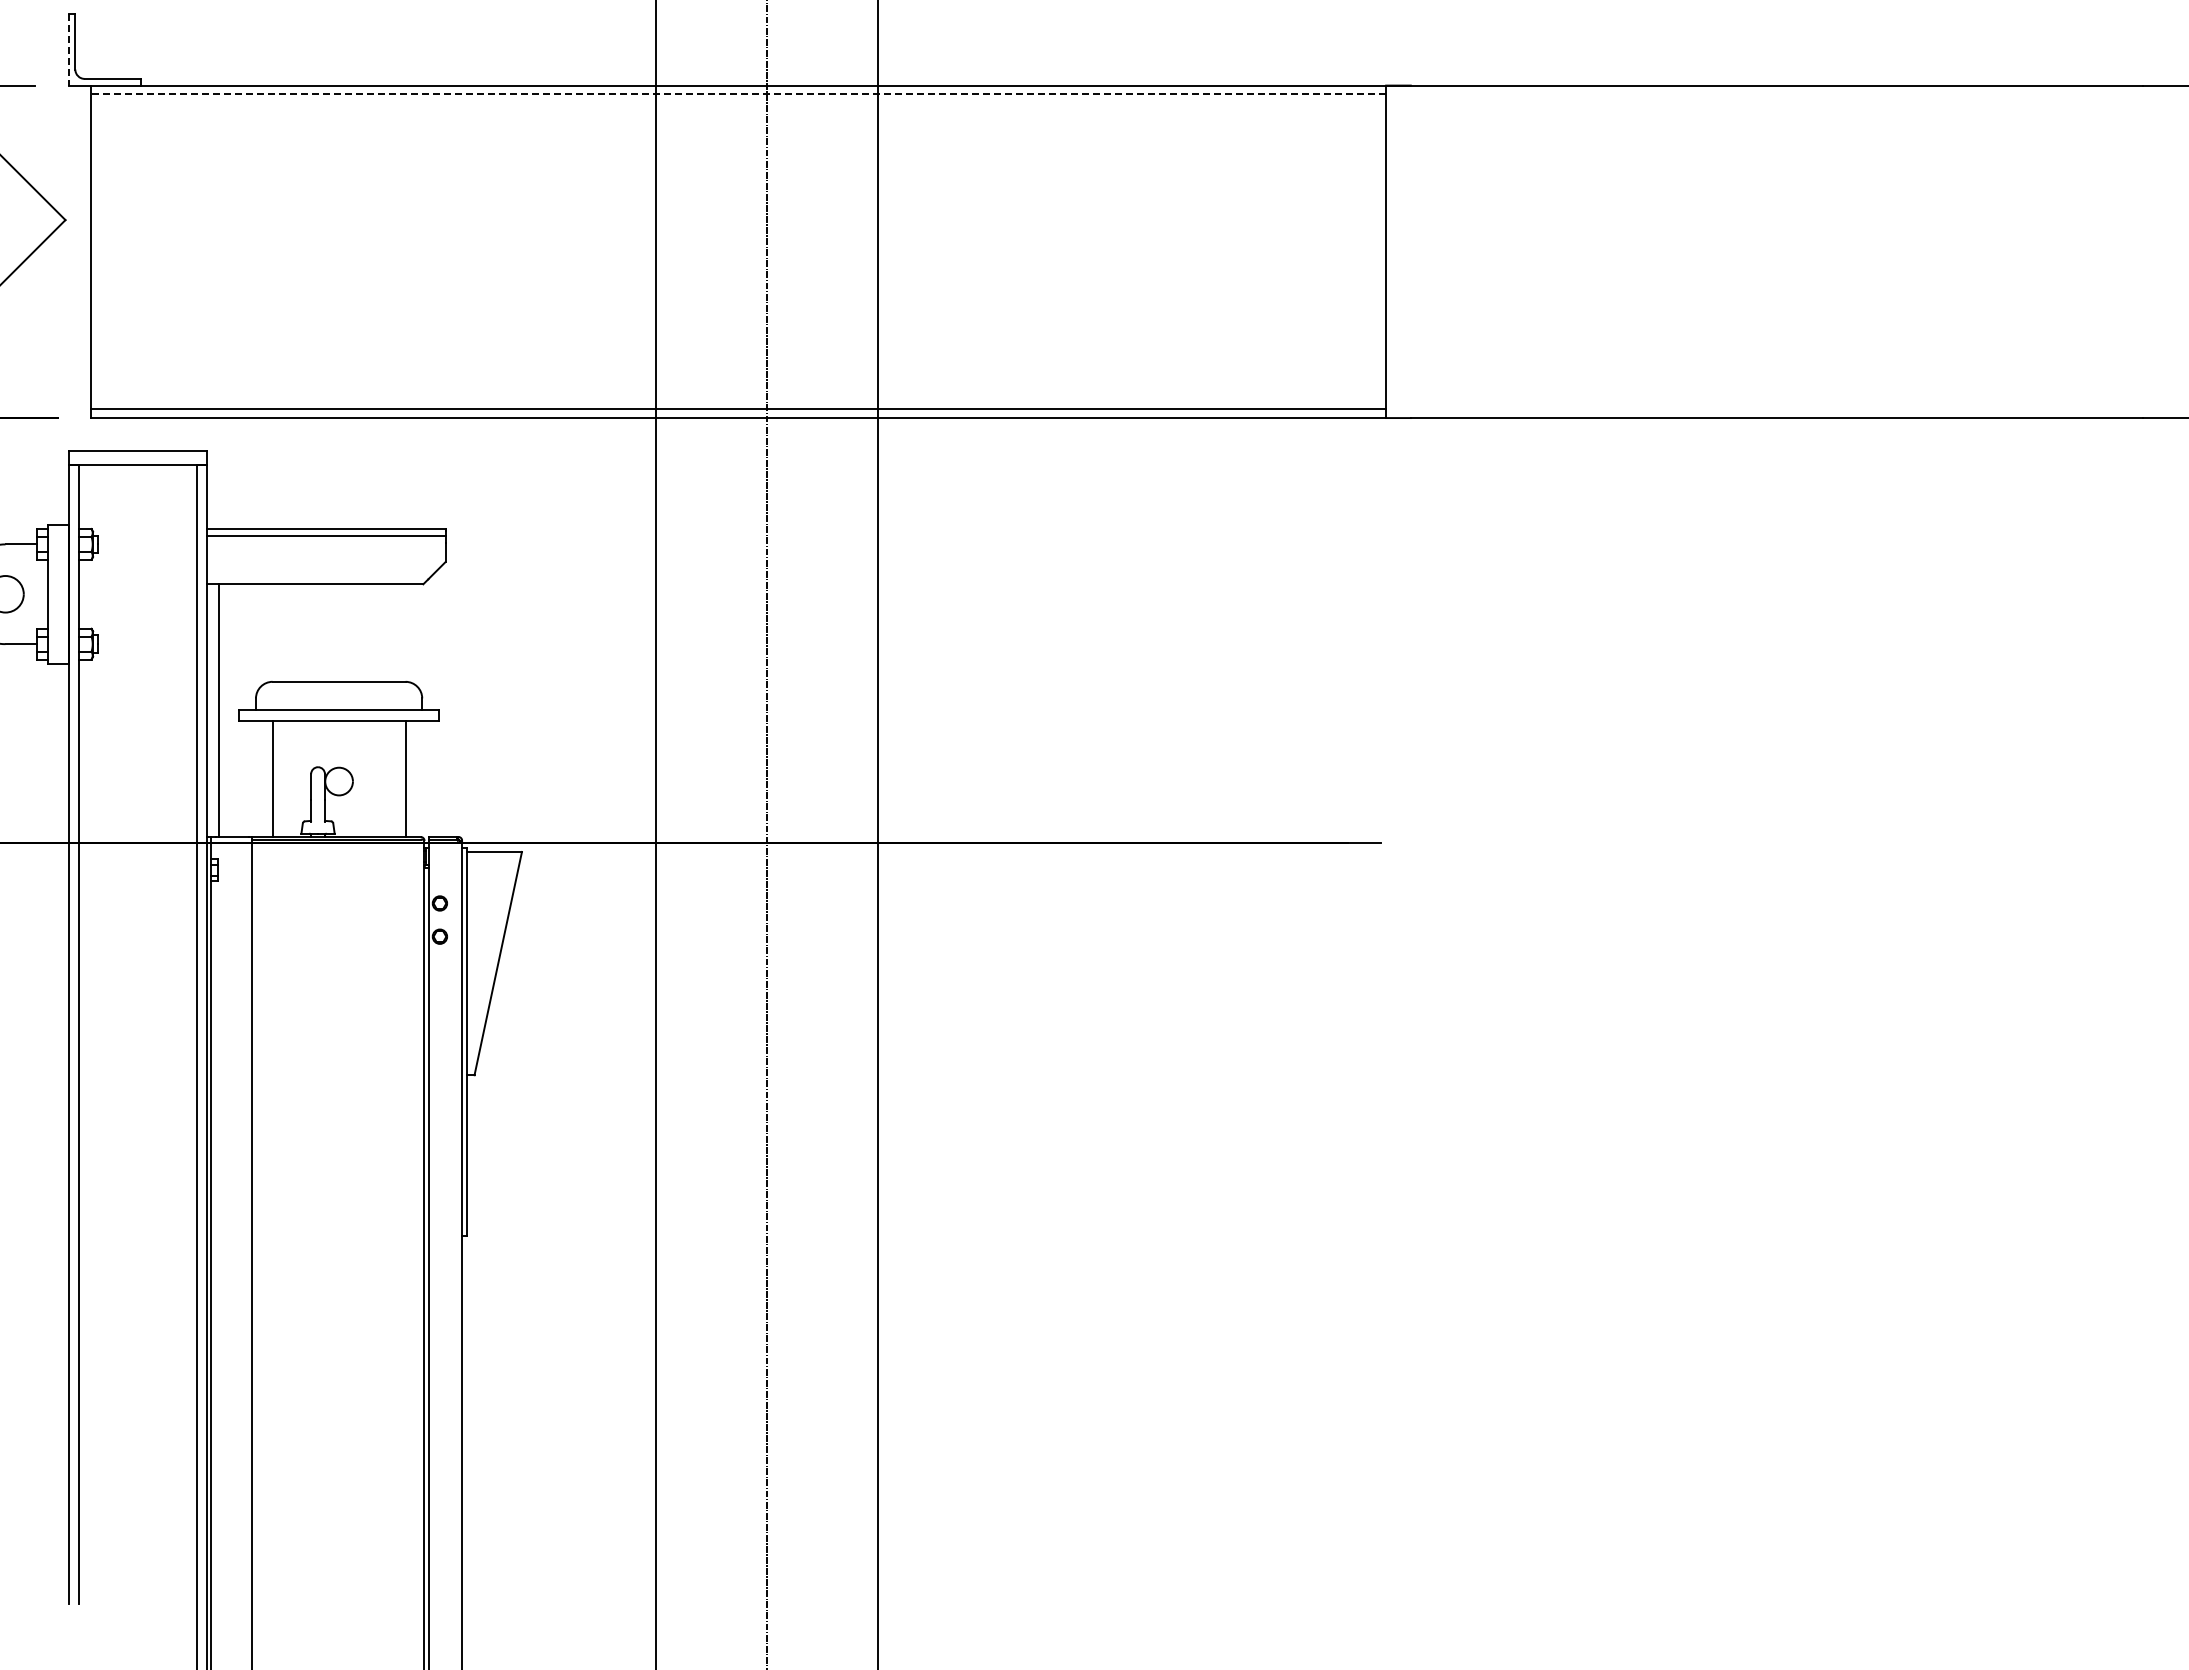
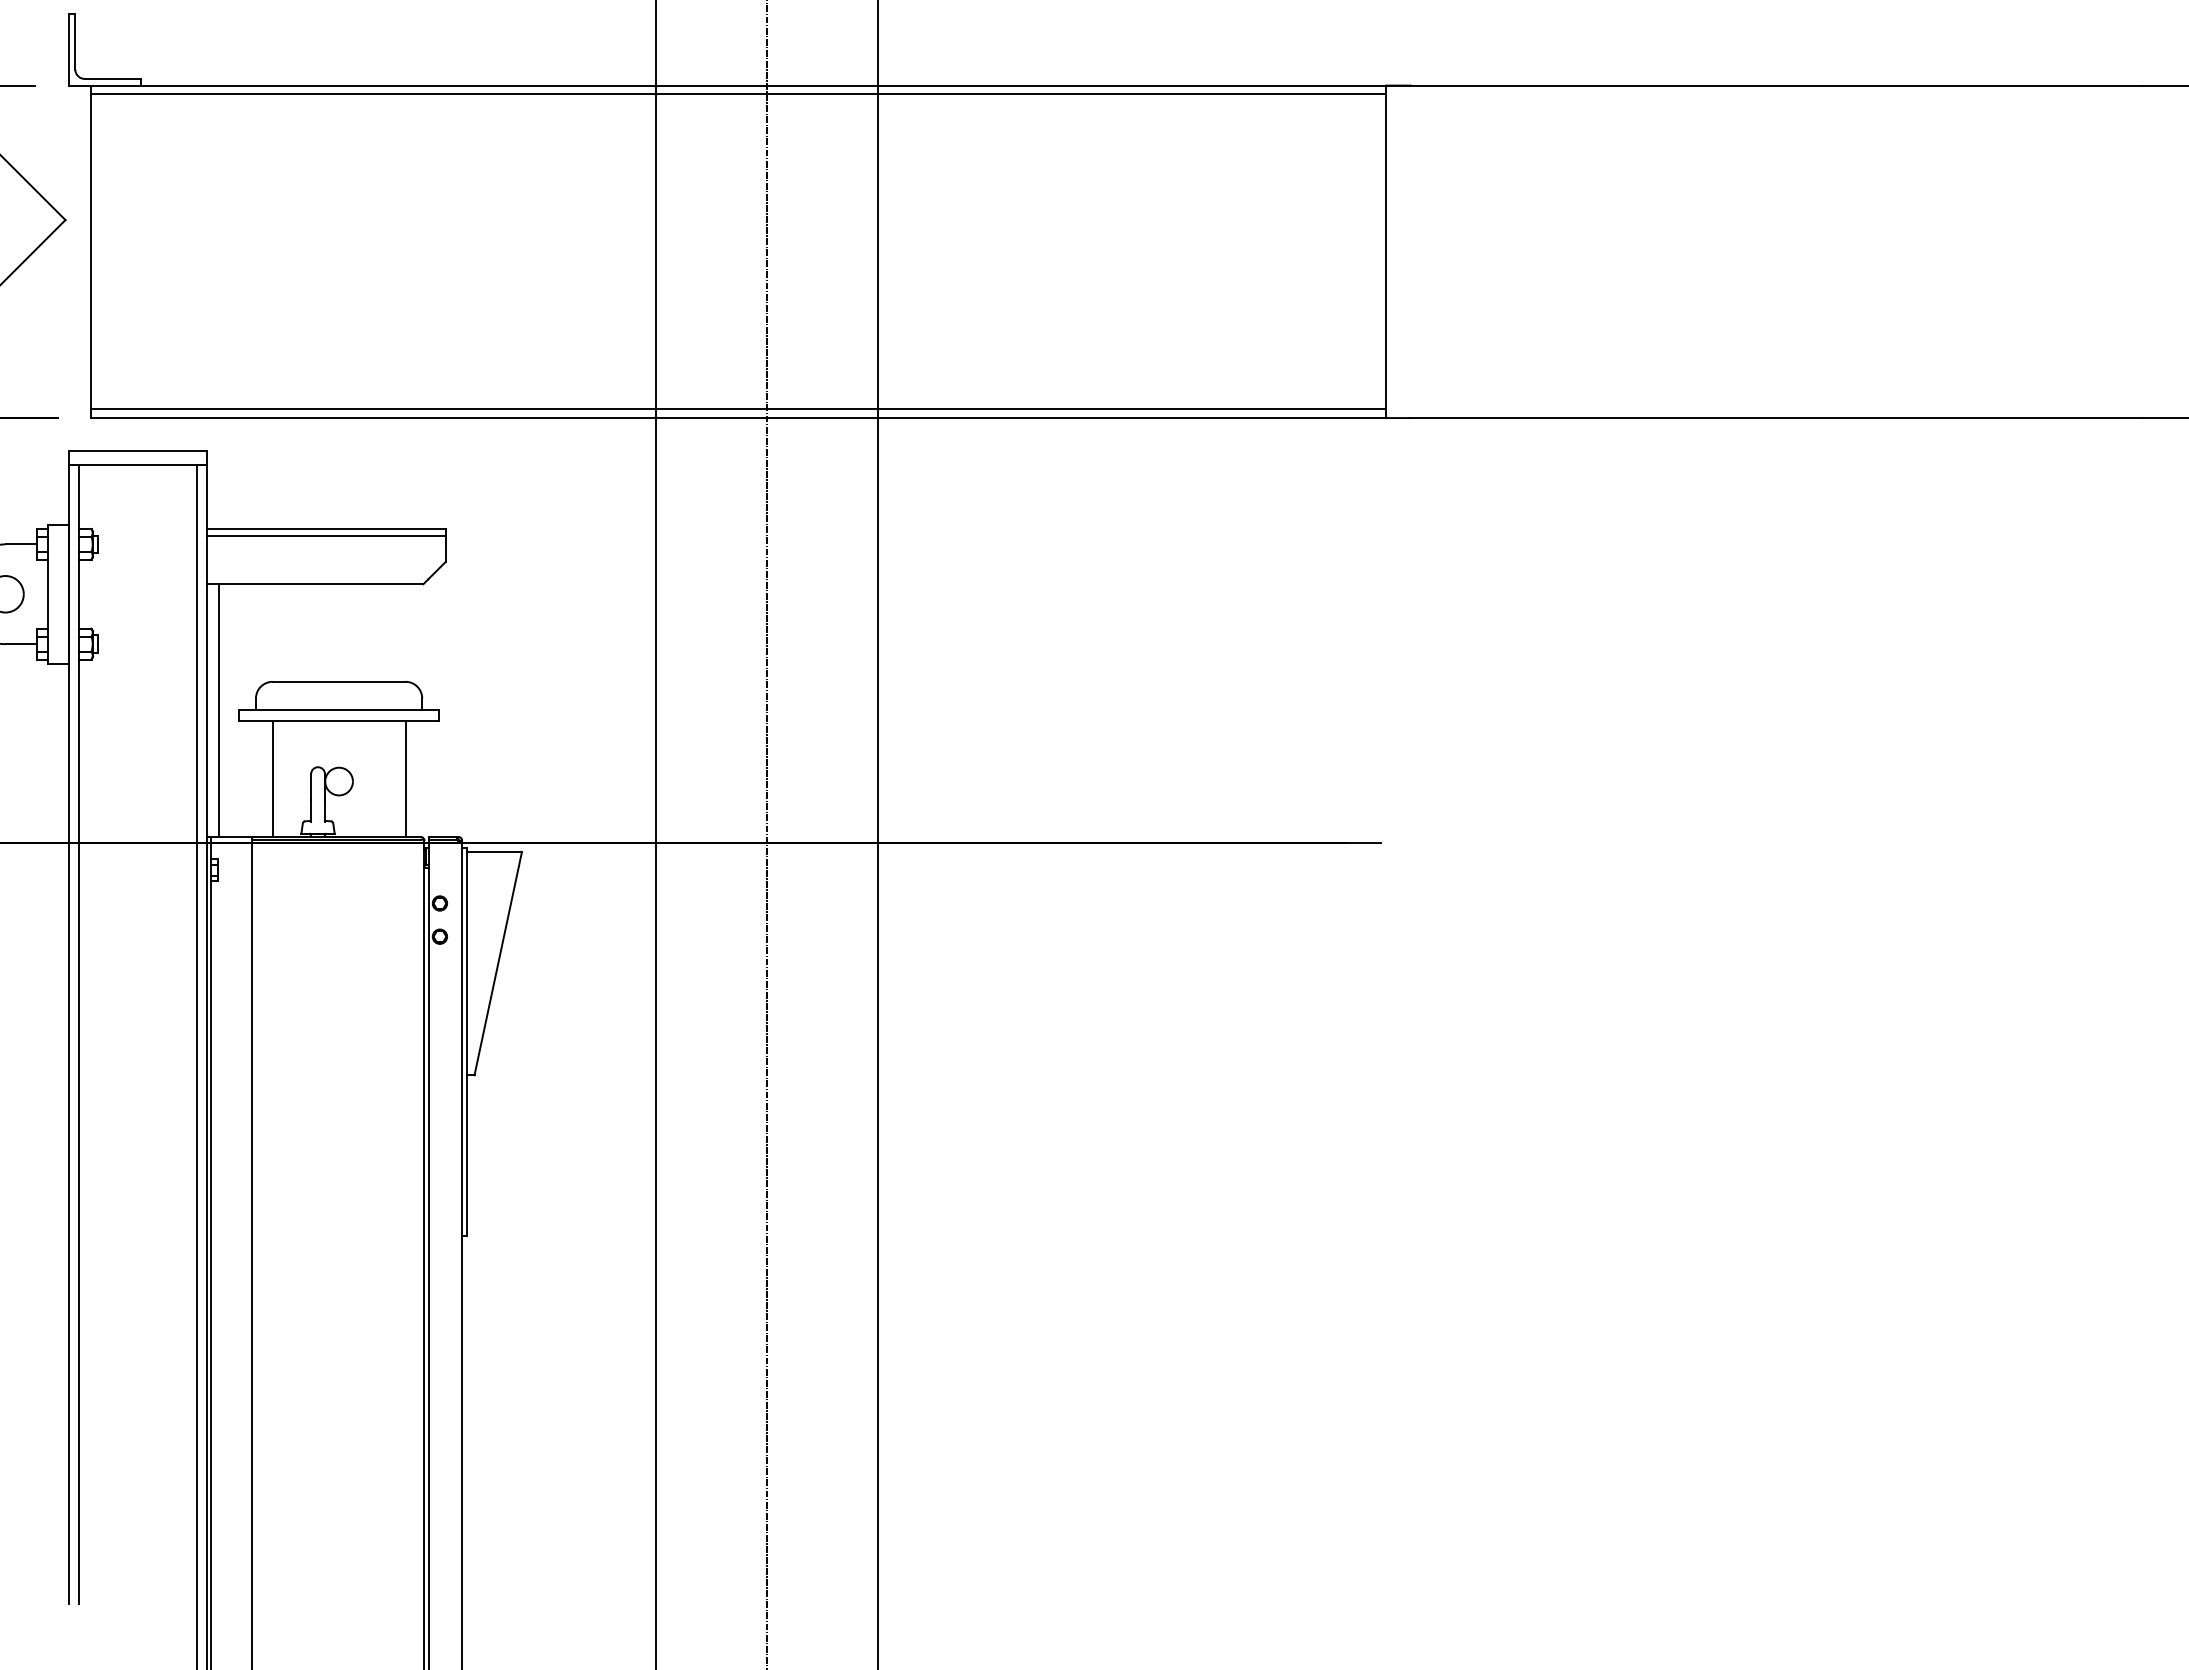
line: dashed -> solid (68, 50)
line: dashed -> solid (738, 94)
